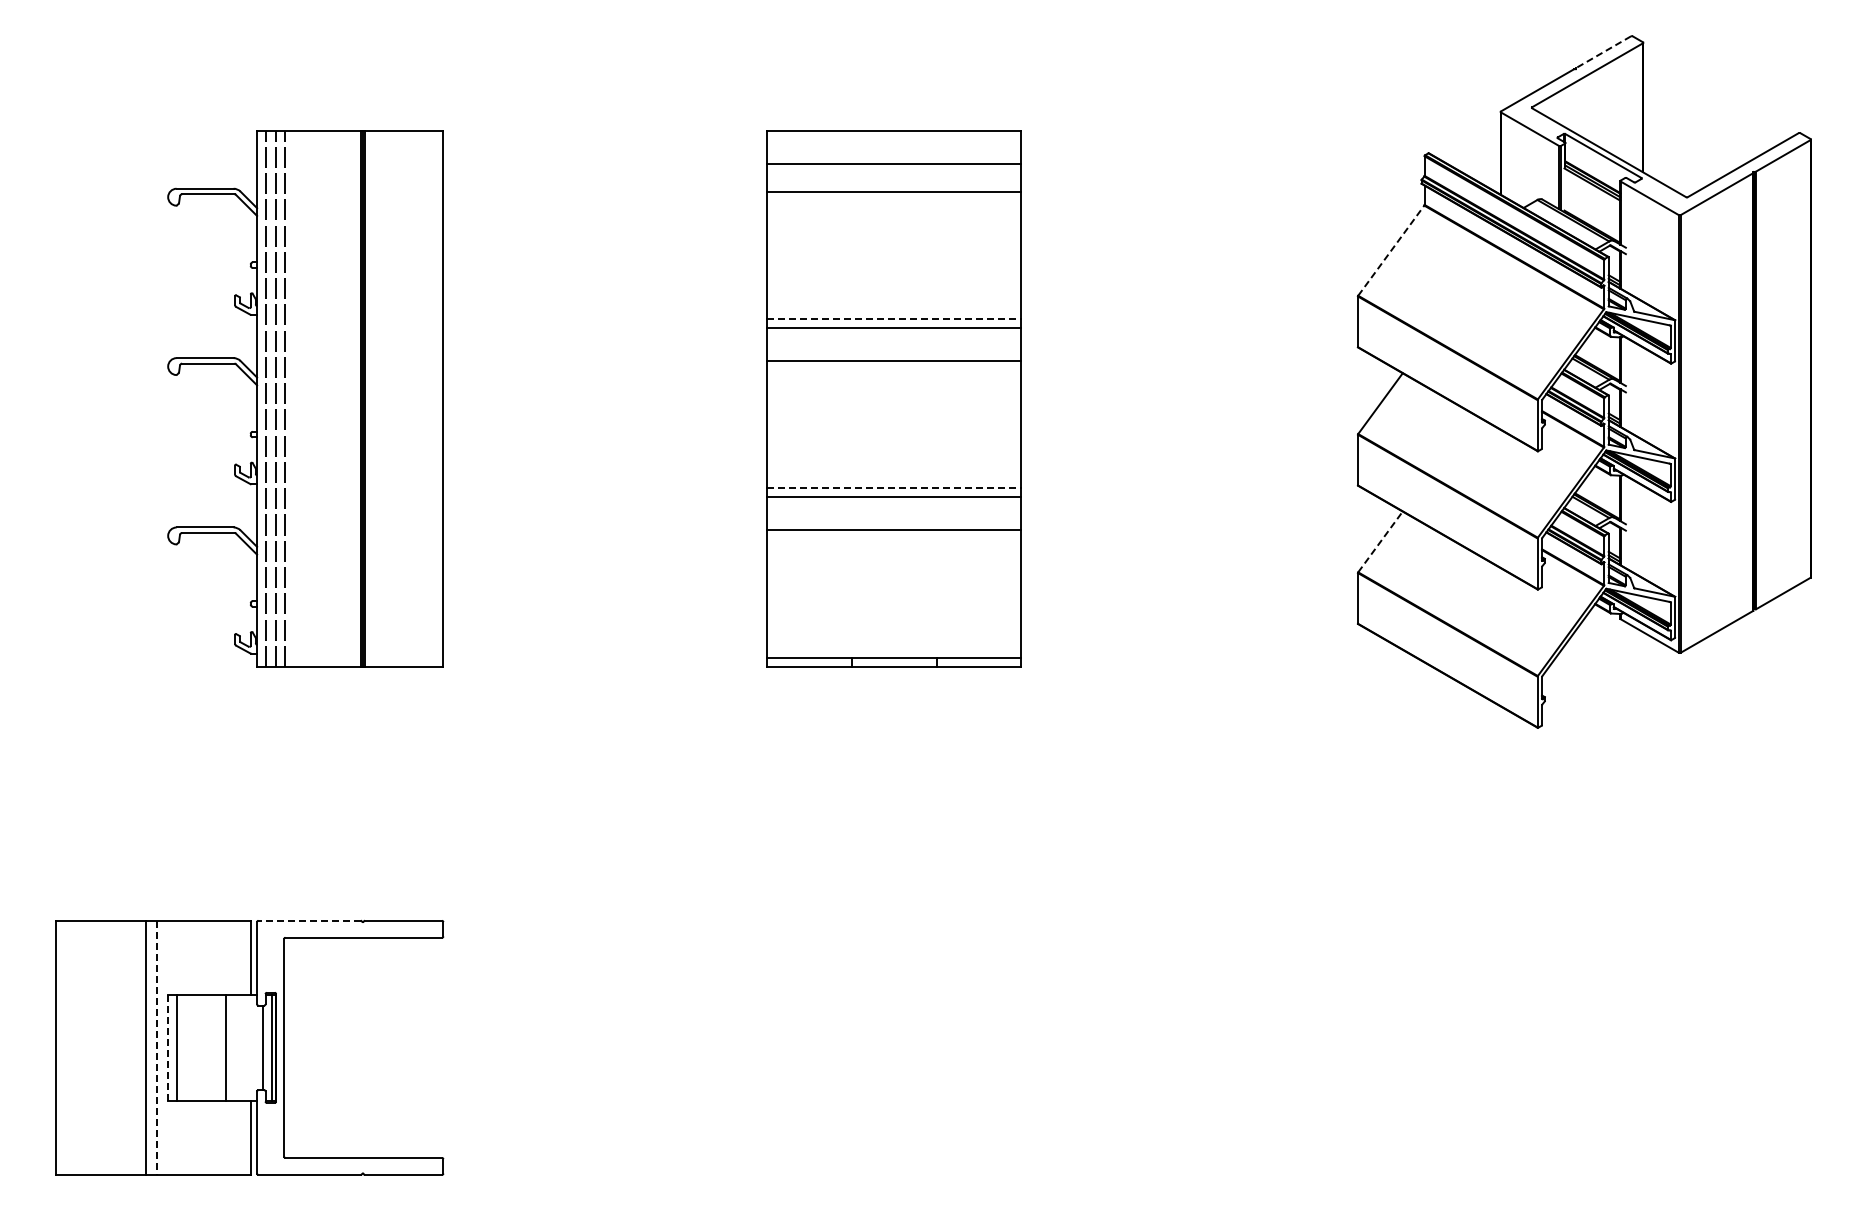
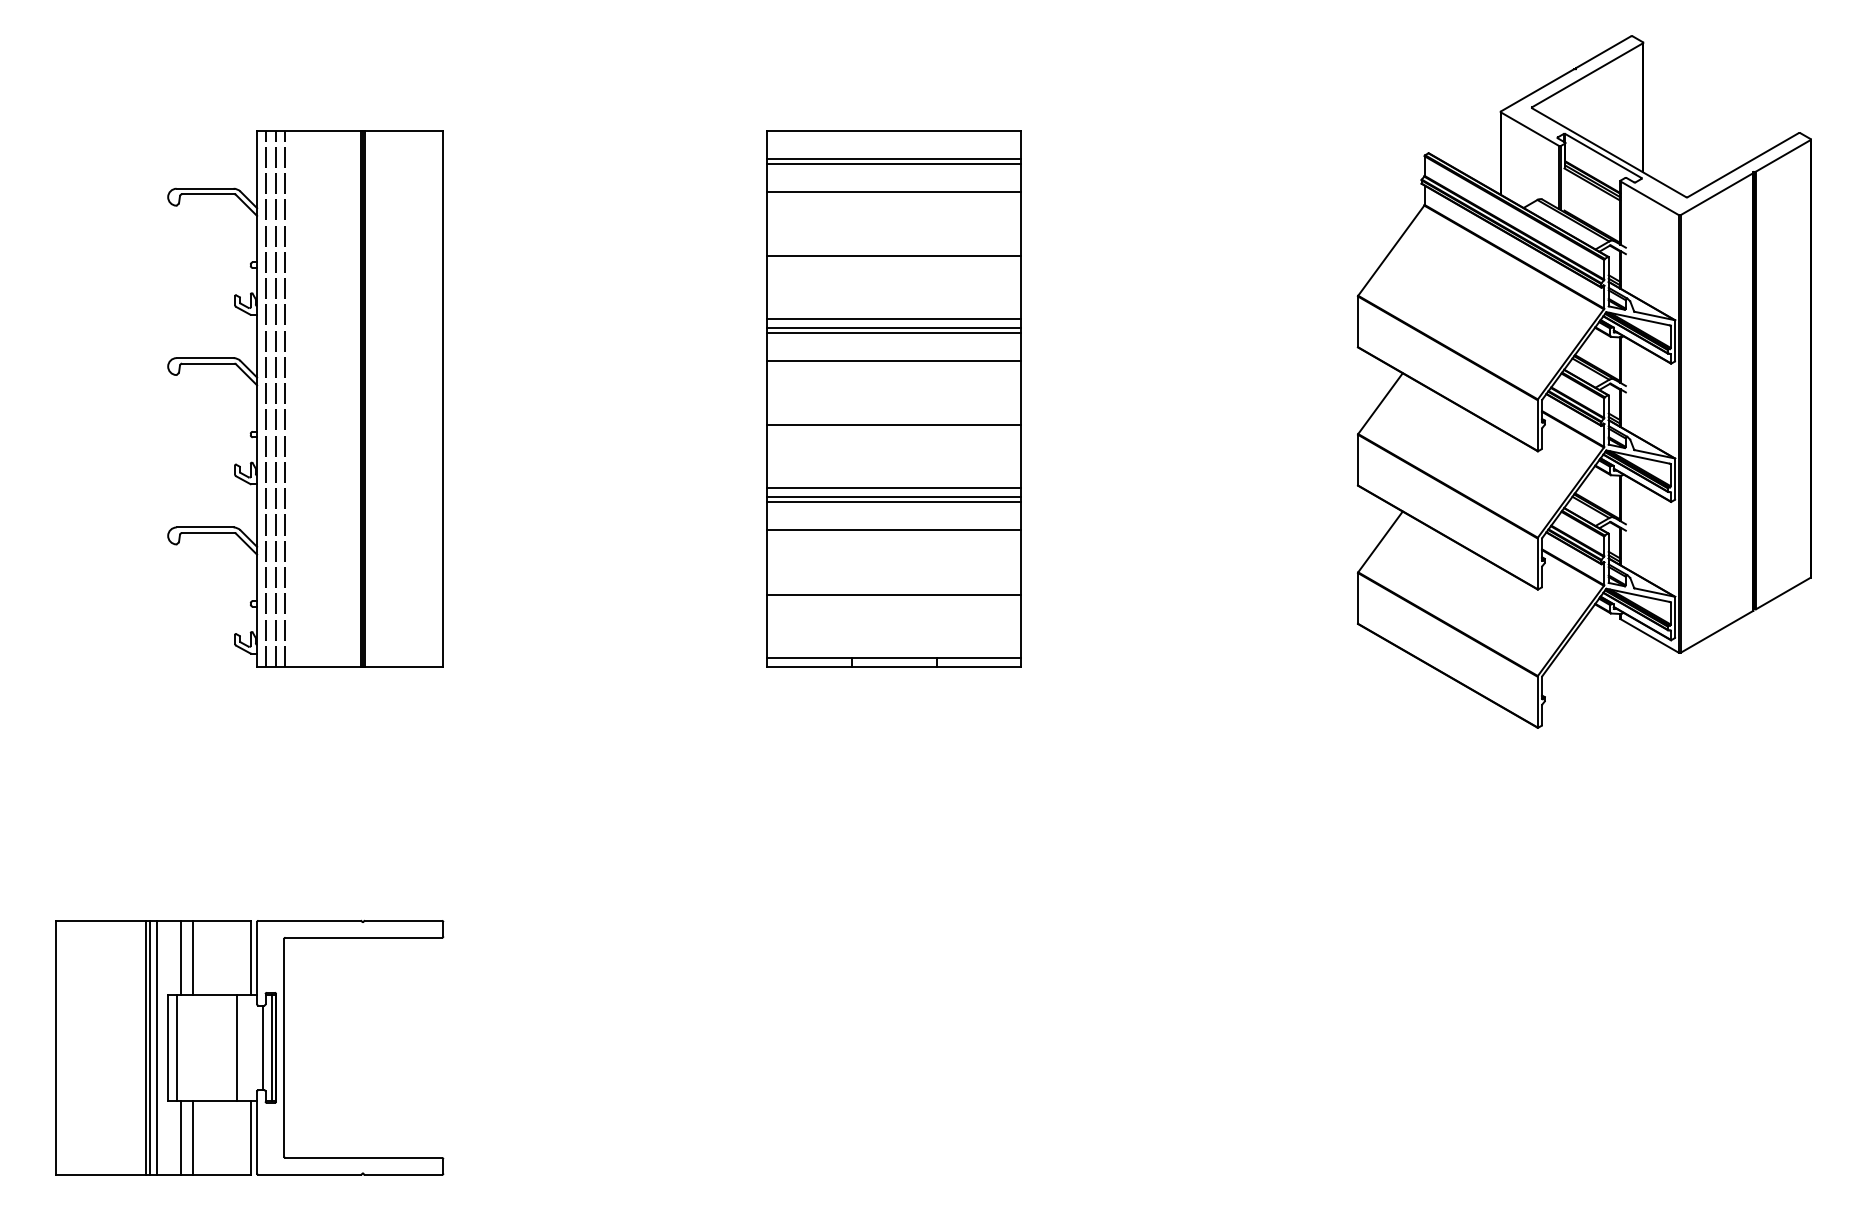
line: dashed -> solid (1603, 52)
line: none -> present (894, 158)
line: dashed -> solid (1391, 250)
line: none -> present (894, 255)
line: dashed -> solid (894, 319)
line: none -> present (894, 333)
line: none -> present (894, 425)
line: dashed -> solid (894, 488)
line: none -> present (894, 502)
line: dashed -> solid (1380, 541)
line: none -> present (894, 594)
line: dashed -> solid (309, 920)
line: none -> present (180, 957)
line: none -> present (192, 957)
line: none -> present (150, 1047)
line: dashed -> solid (168, 1047)
line position: (226, 1047) -> (237, 1047) (237, 1047)
line: dashed -> solid (156, 1048)
line: none -> present (180, 1137)
line: none -> present (192, 1137)
